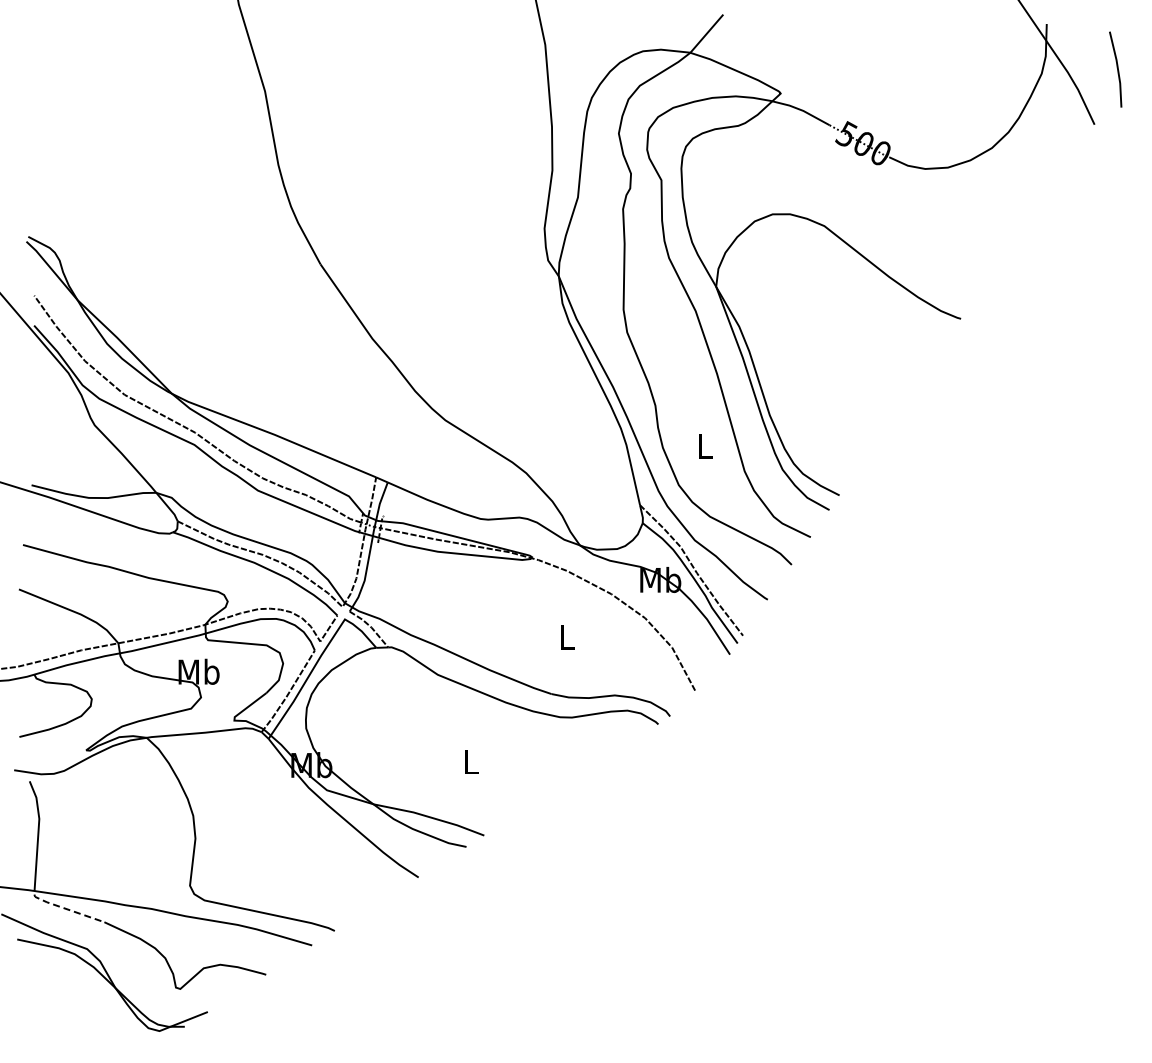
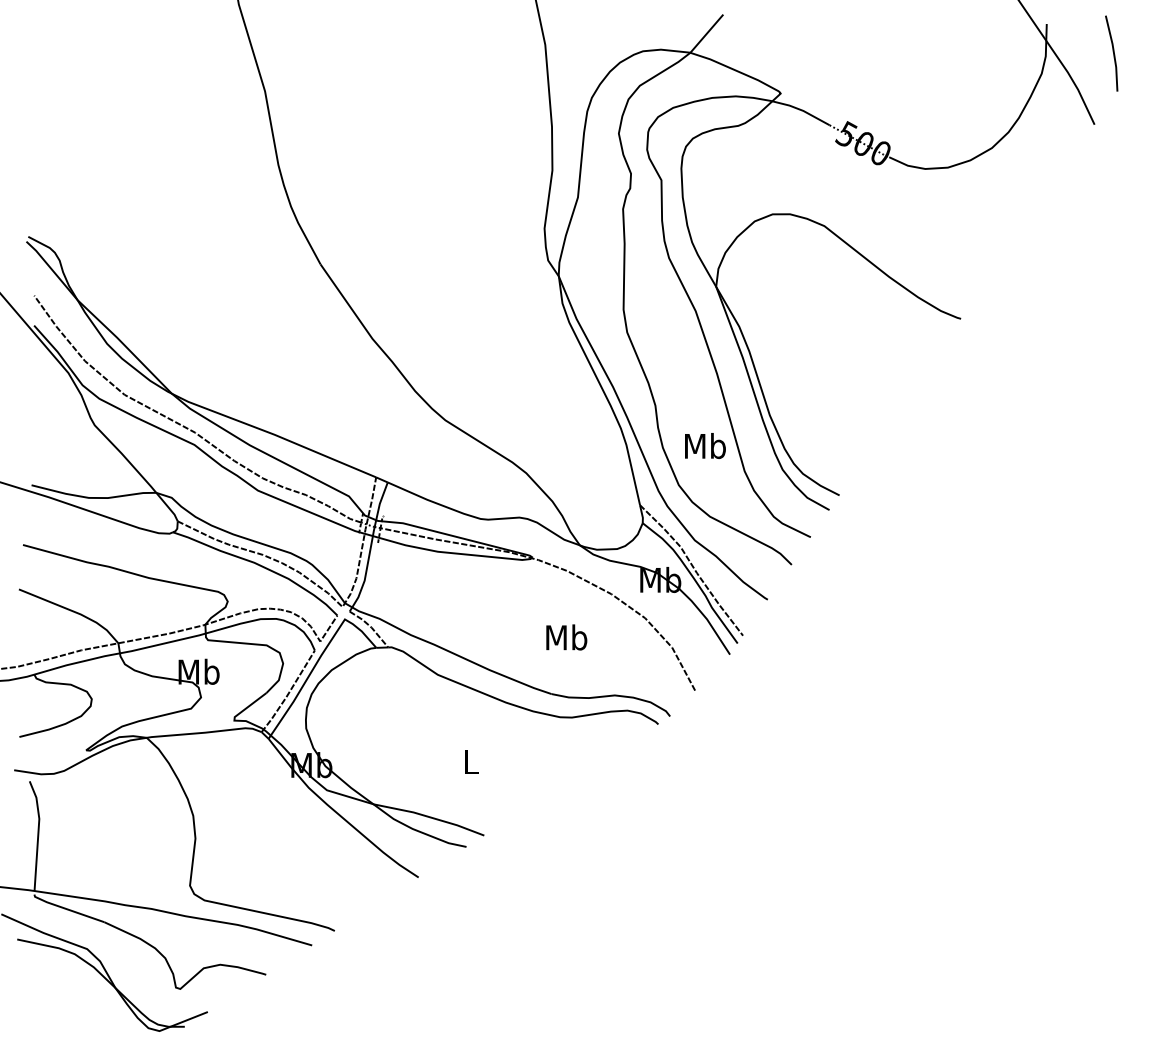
line position: (1117, 69) -> (1113, 53) (1113, 53)
text: L -> Mb (705, 446)
text: L -> Mb (566, 637)
line: dashed -> solid (66, 909)
